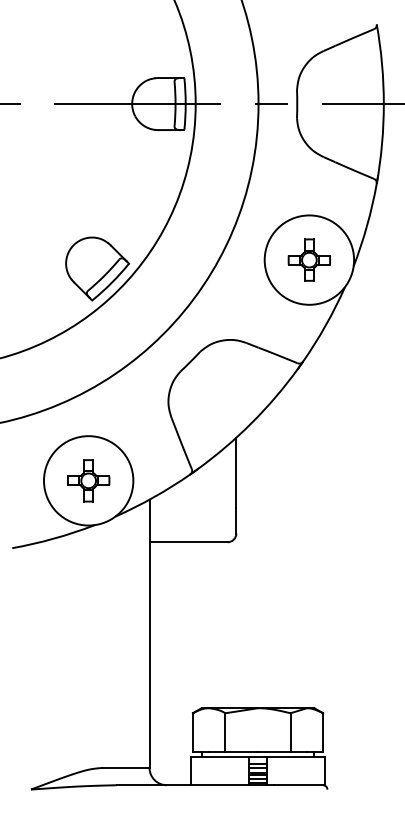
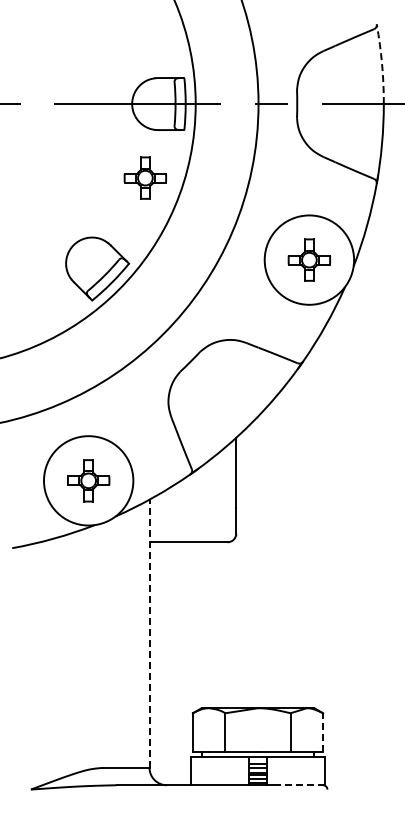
arc: solid -> dashed (382, 64)
part: none -> present (144, 177)
line: solid -> dashed (149, 633)
line: solid -> dashed (323, 732)
line: solid -> dashed (299, 785)
